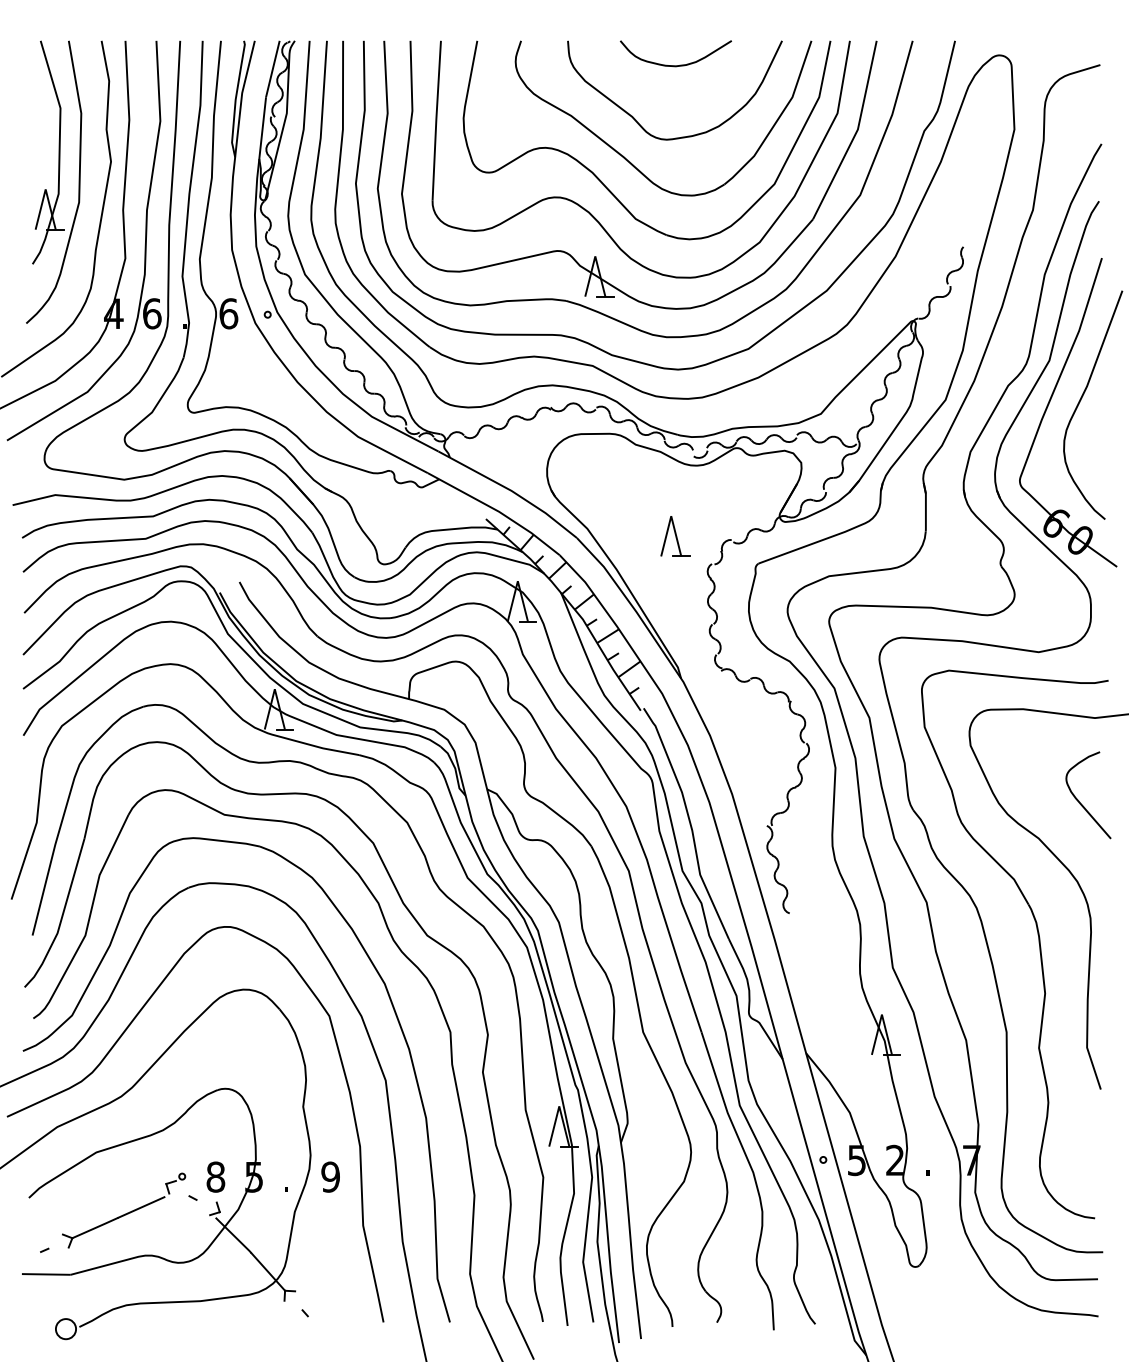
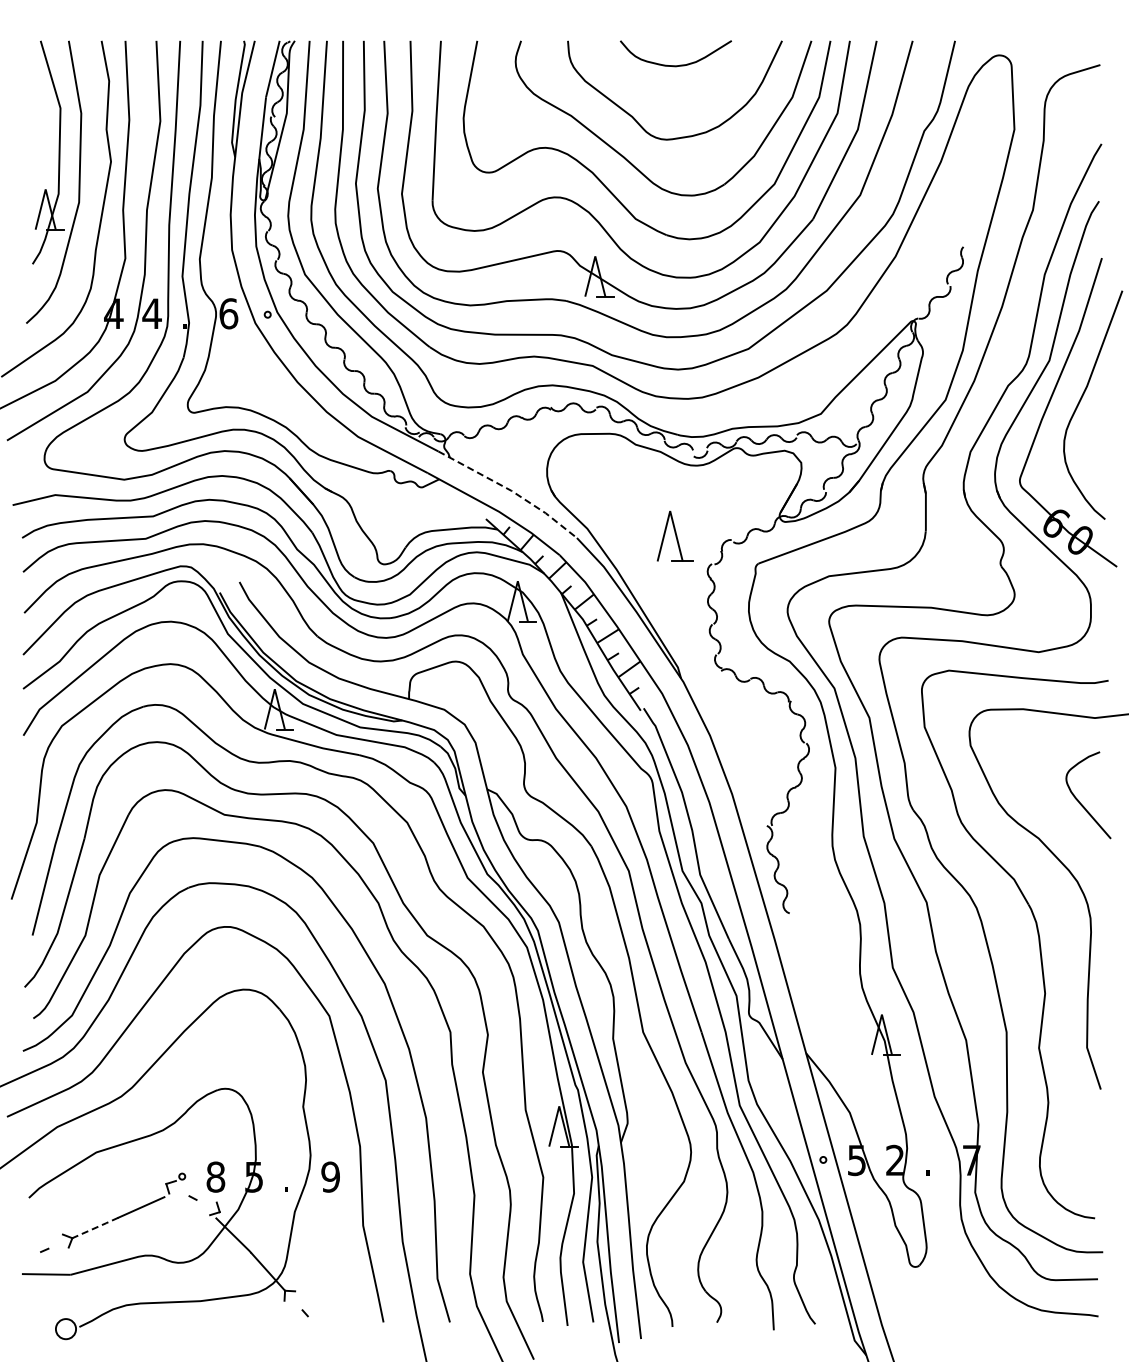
text: 6 -> 4 (151, 313)
line: solid -> dashed (511, 490)
part size: 31x41 px -> 38x52 px (674, 535)
line: solid -> dashed (96, 1227)
